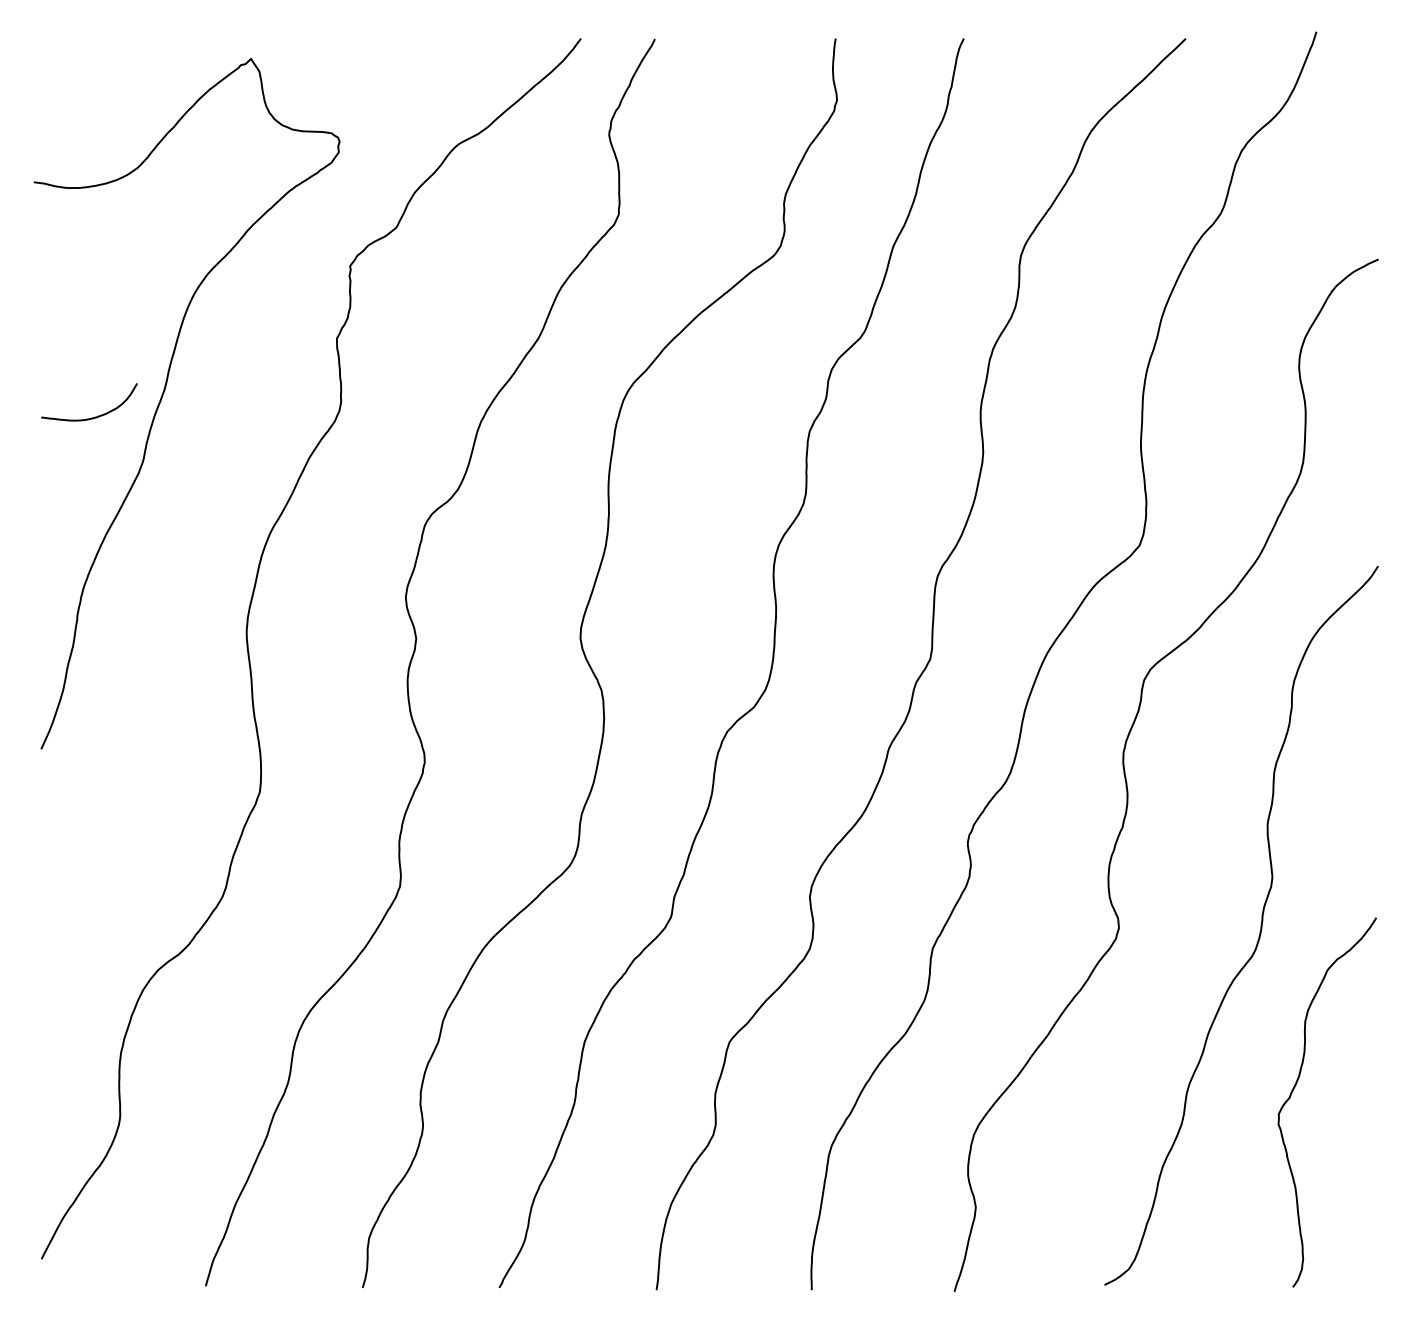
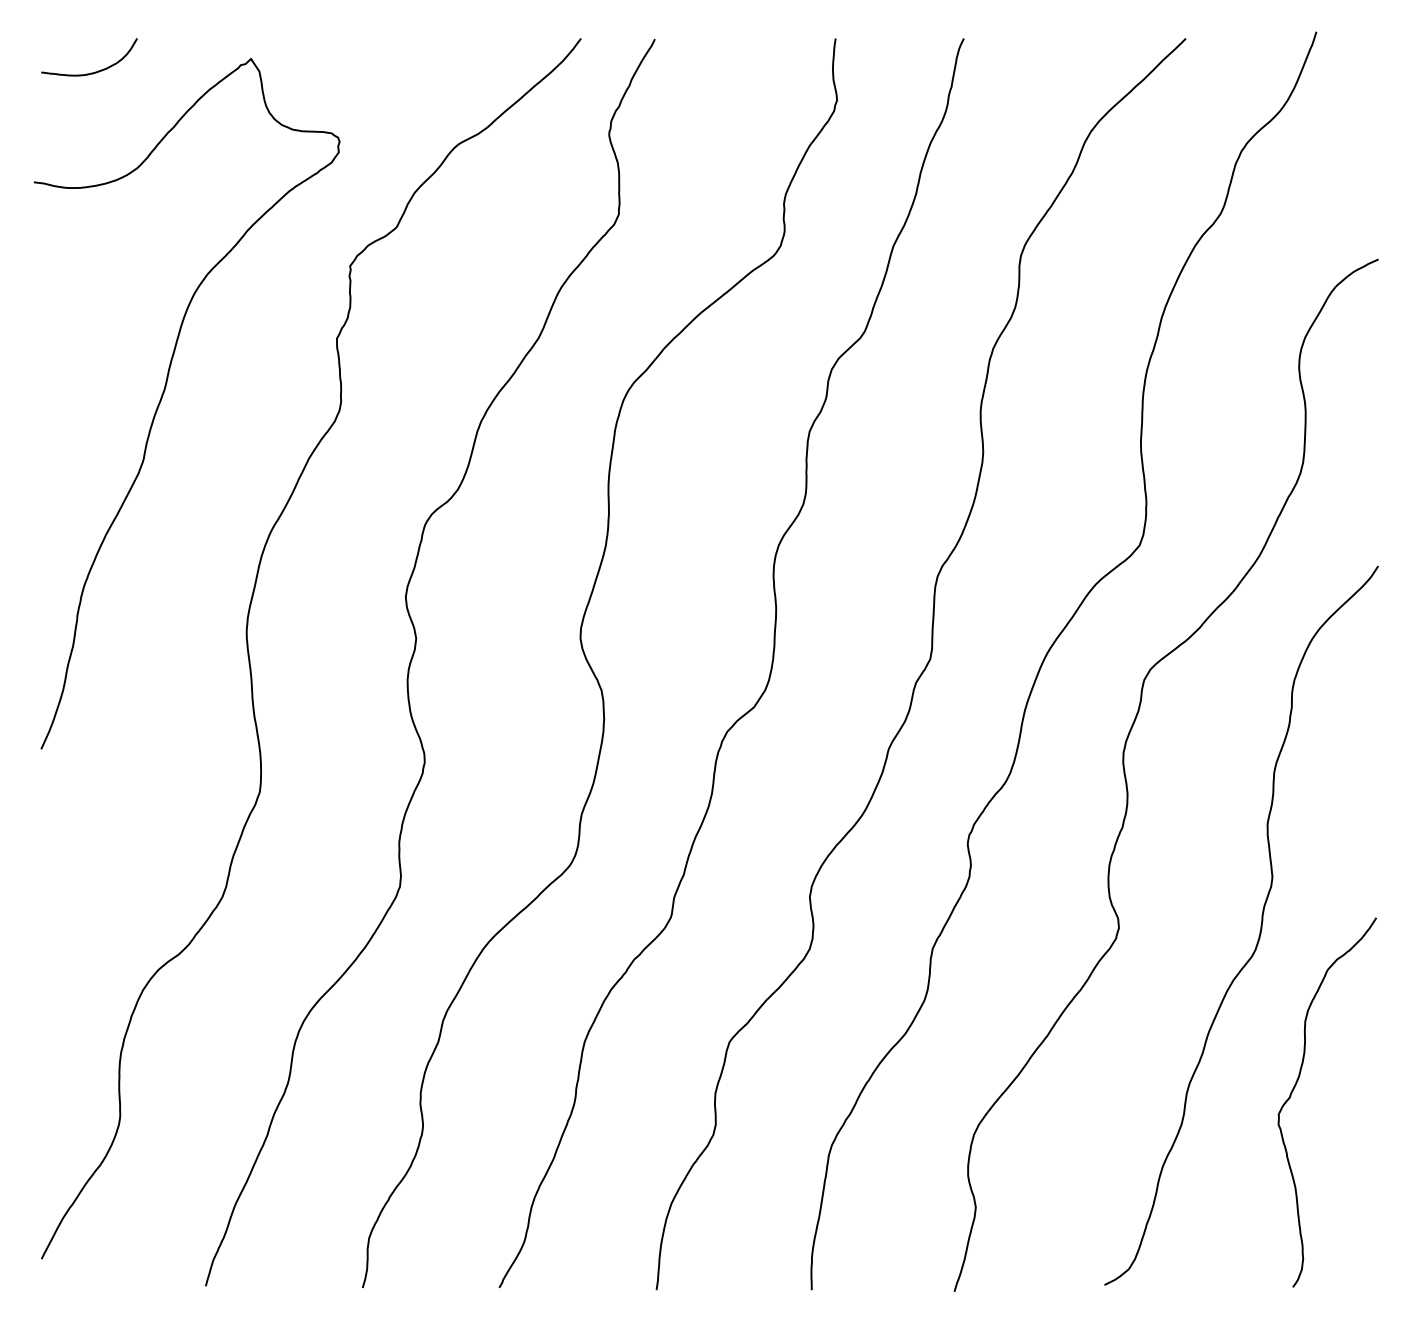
curve position: (91, 417) -> (91, 72) (91, 72)
